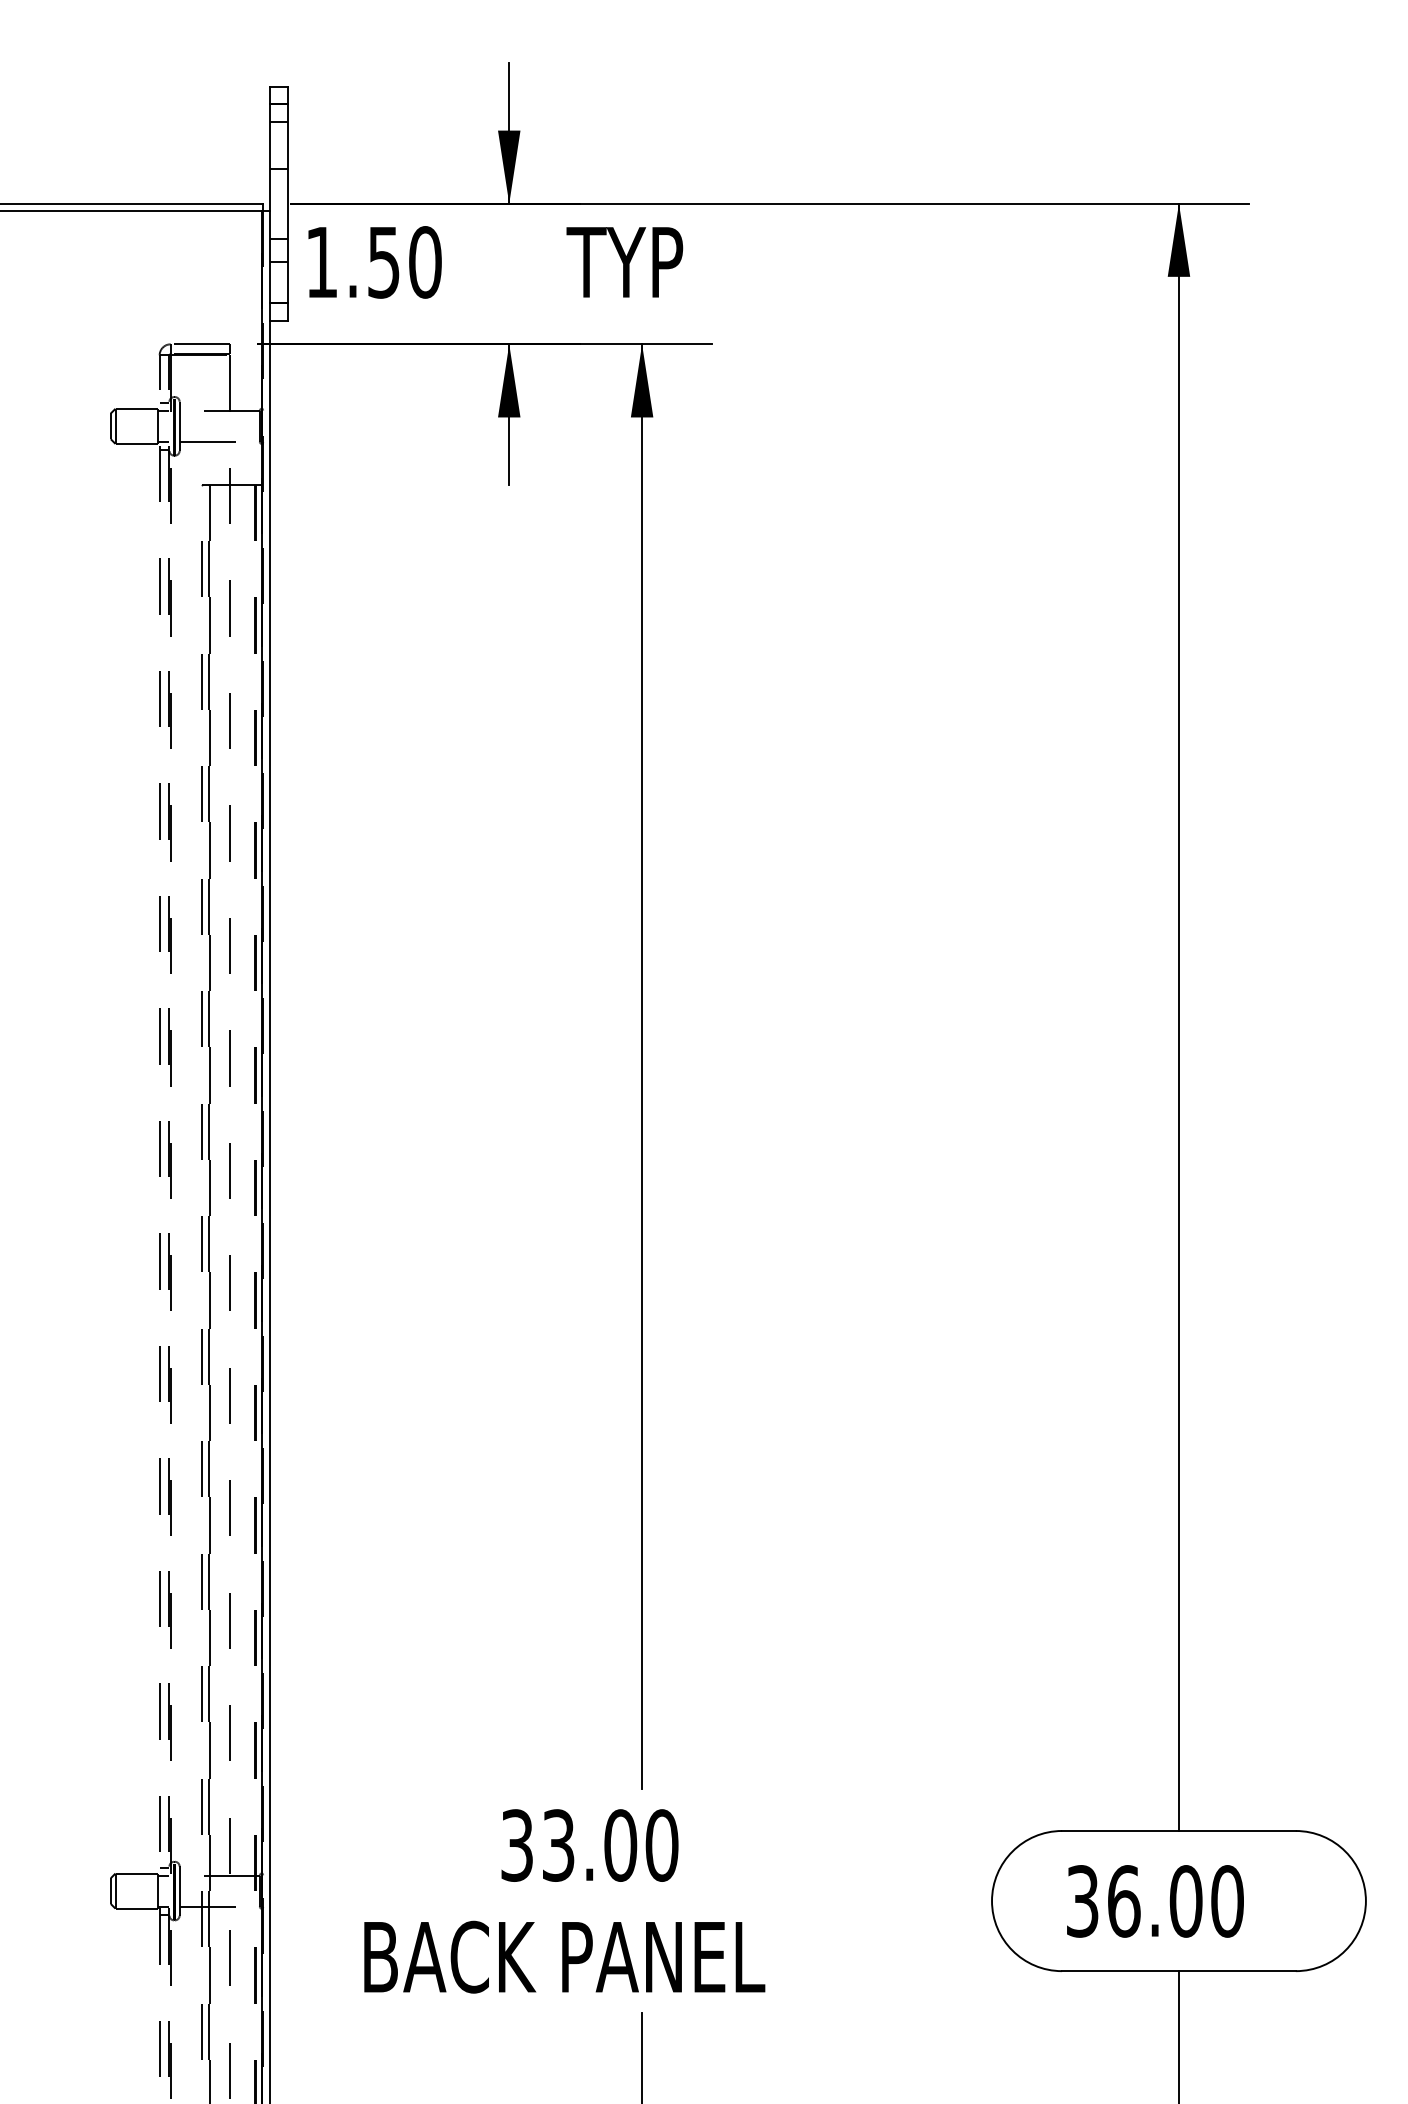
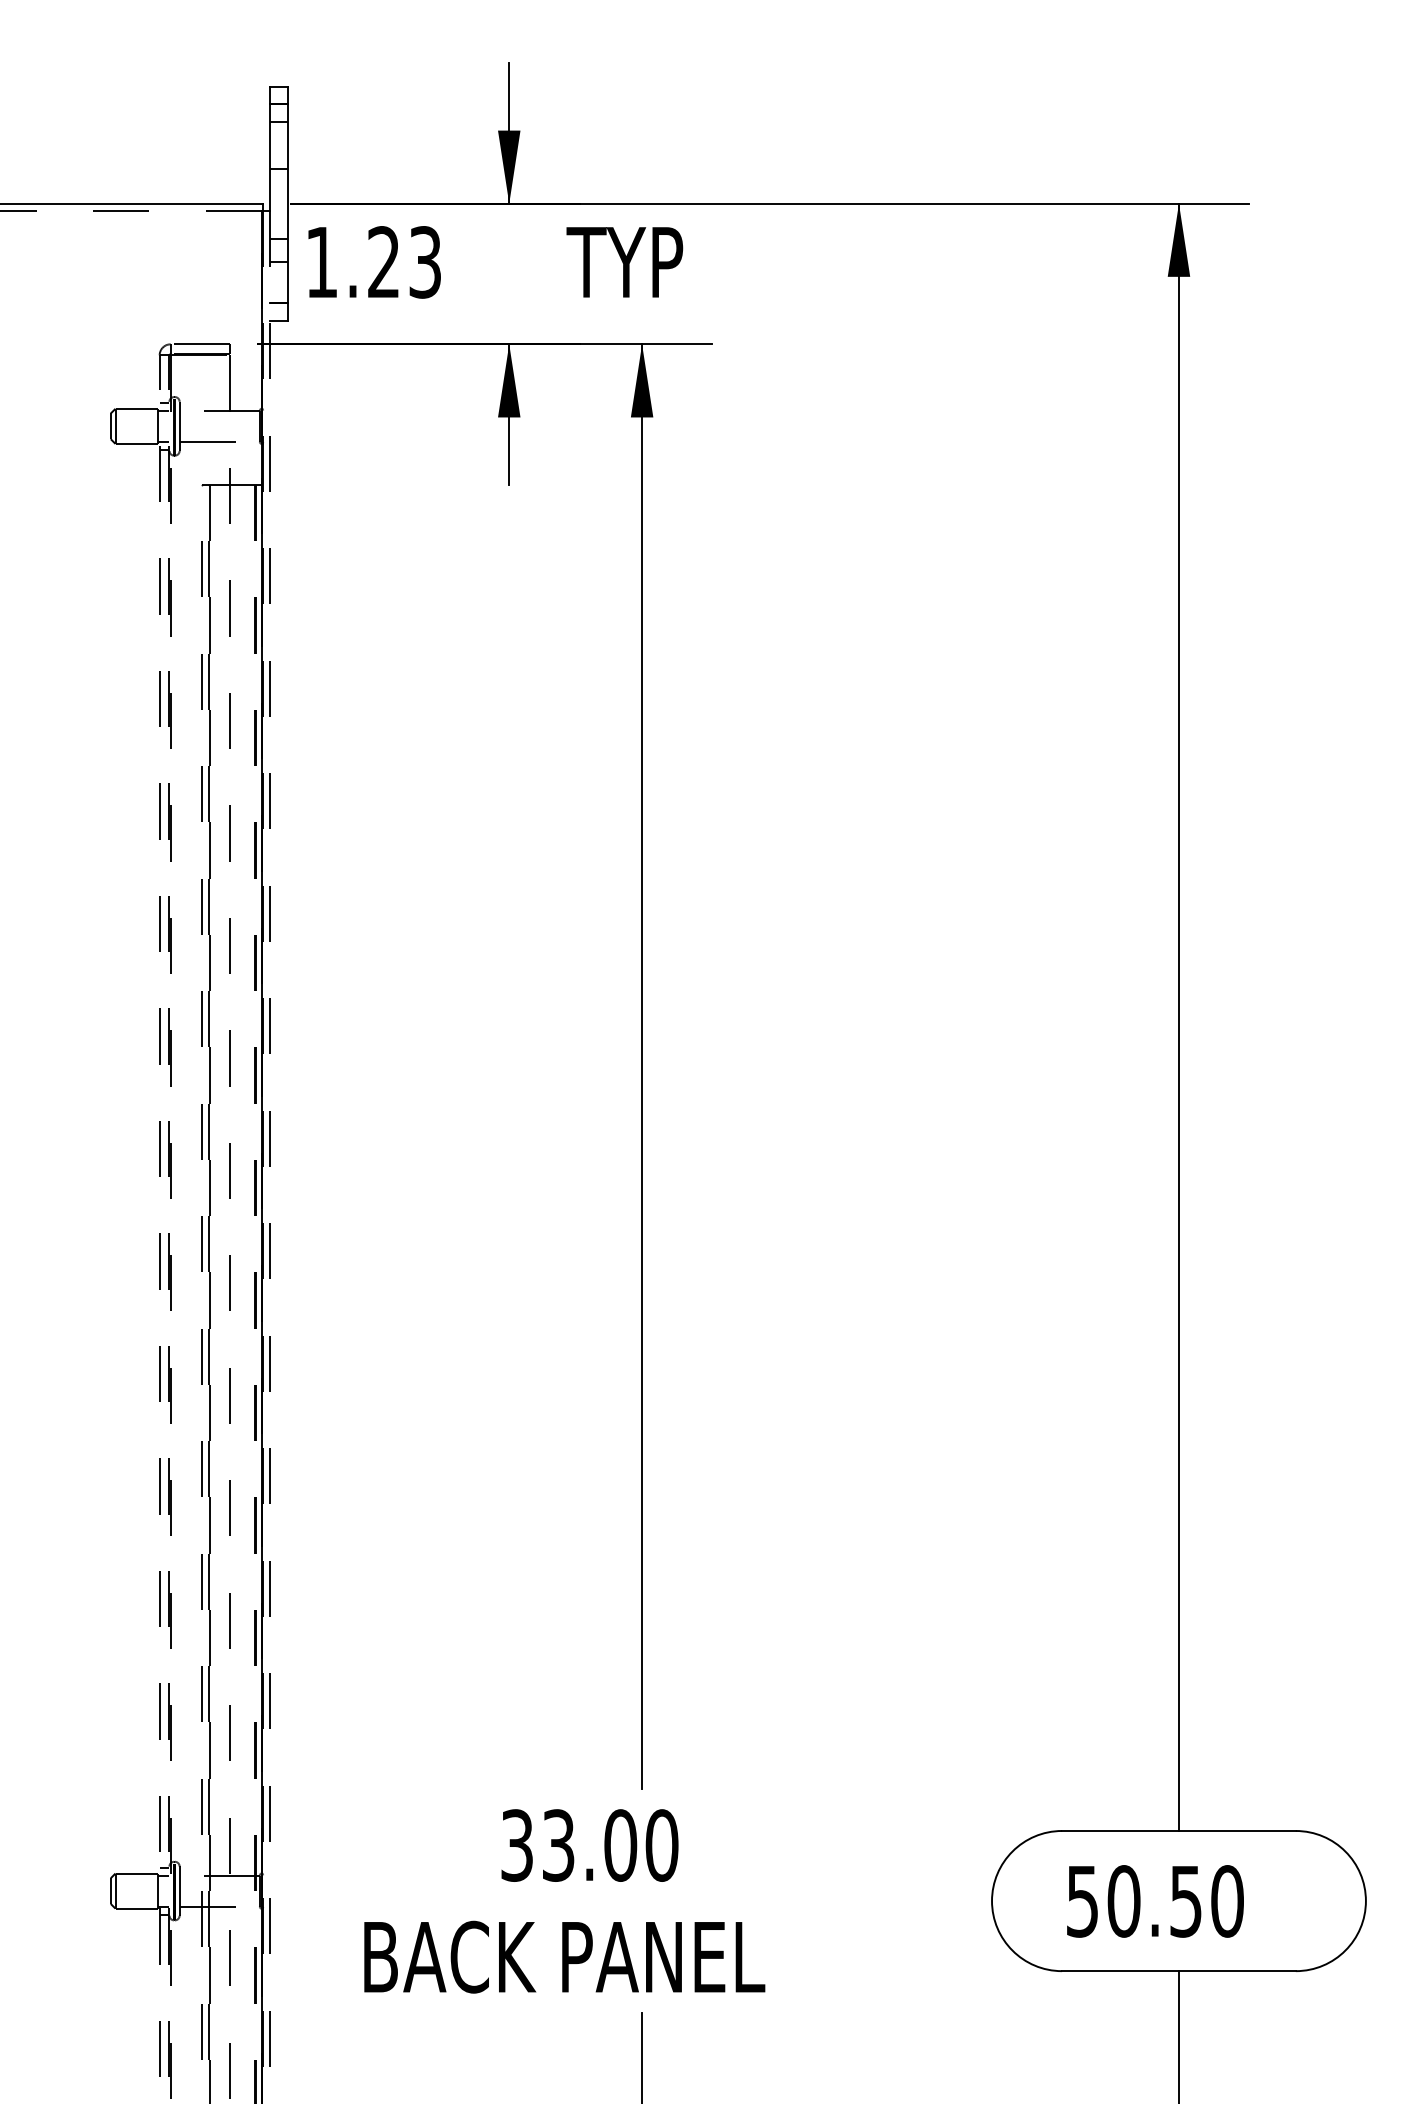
line: solid -> dashed (131, 210)
text: 1.50 -> 1.23 (404, 262)
line: solid -> dashed (270, 1157)
text: 36.00 -> 50.50 (1134, 1901)
